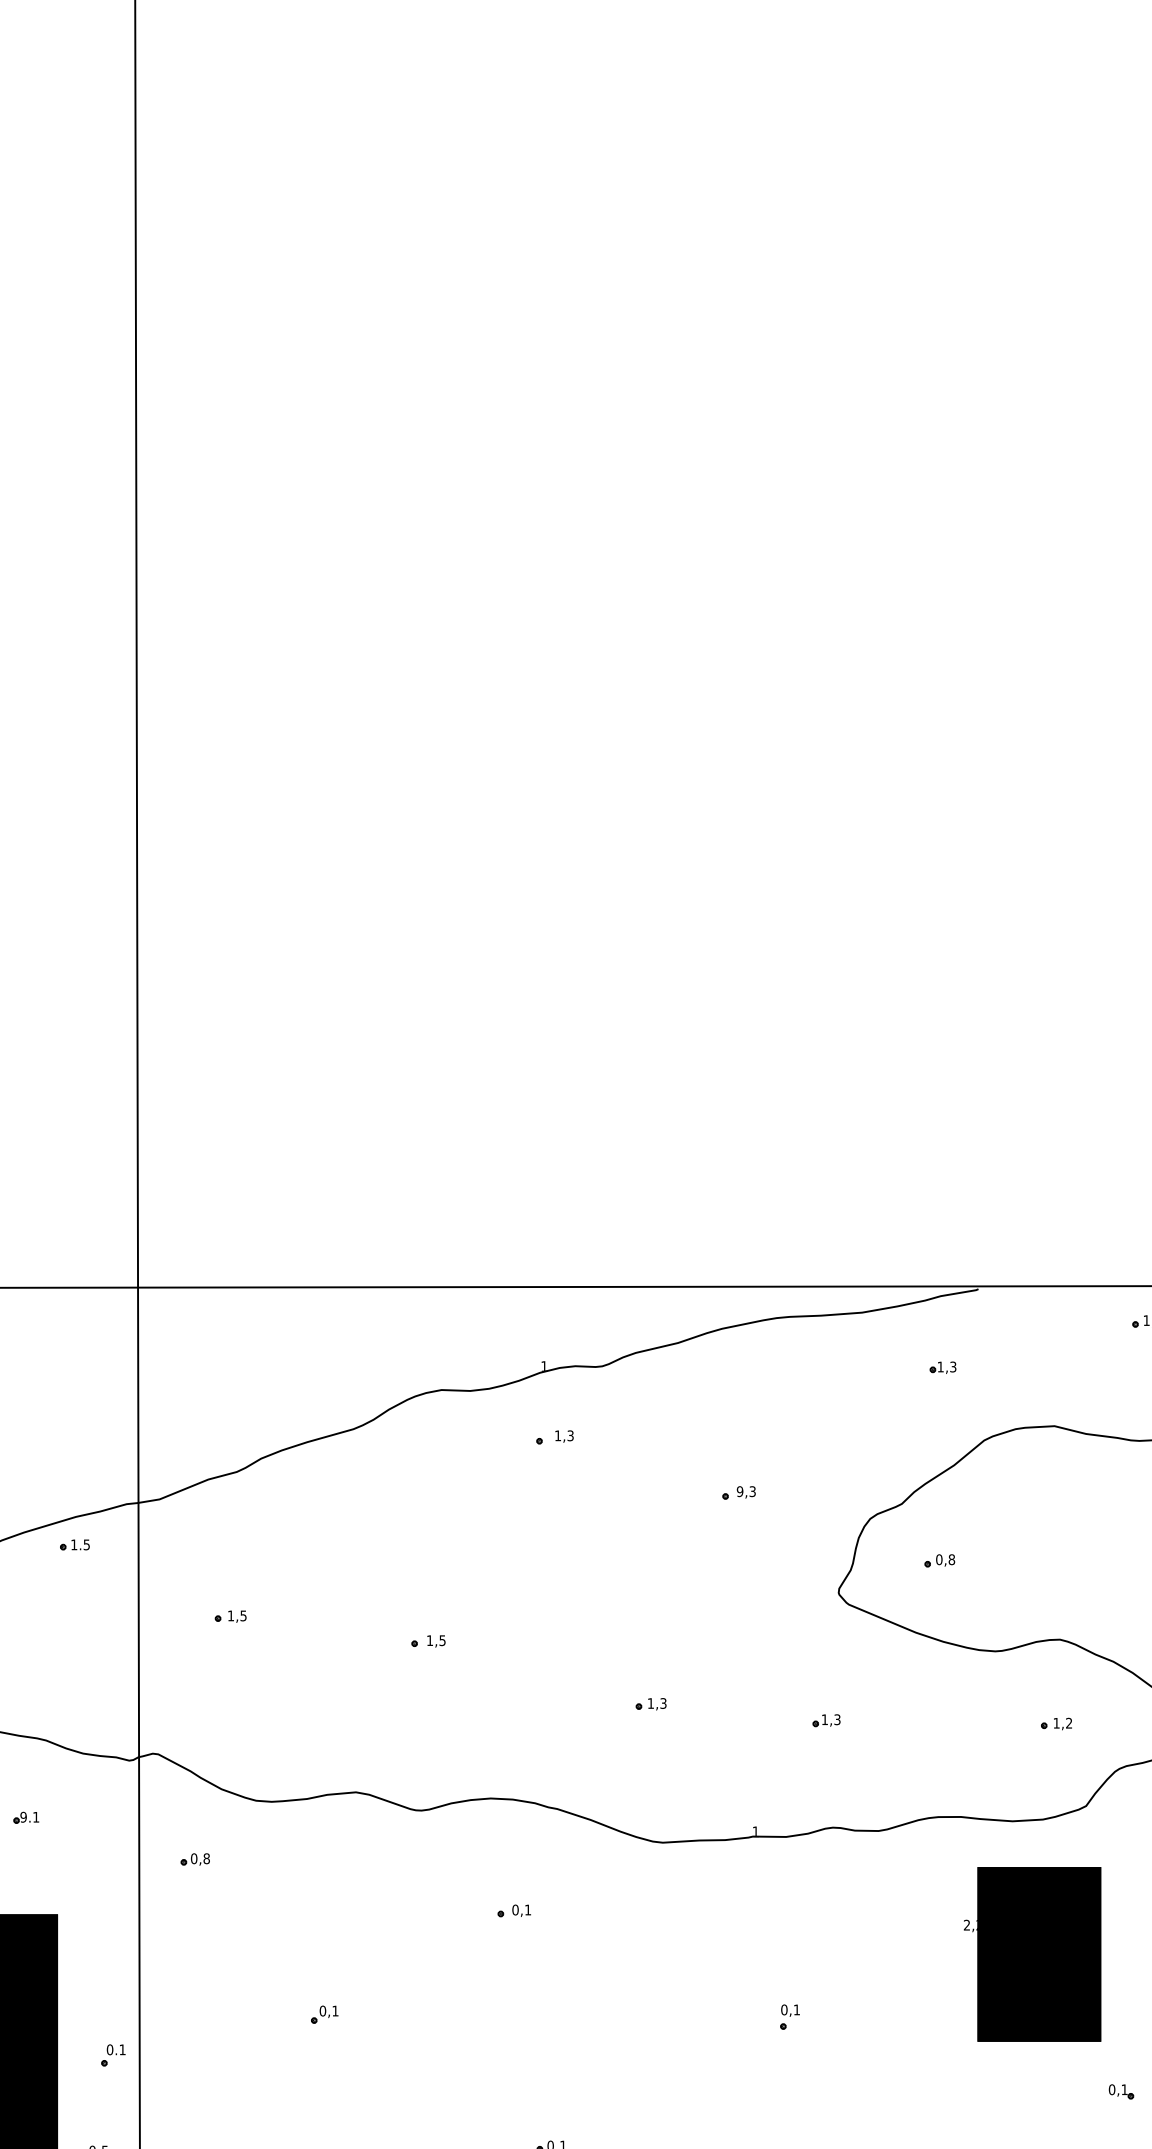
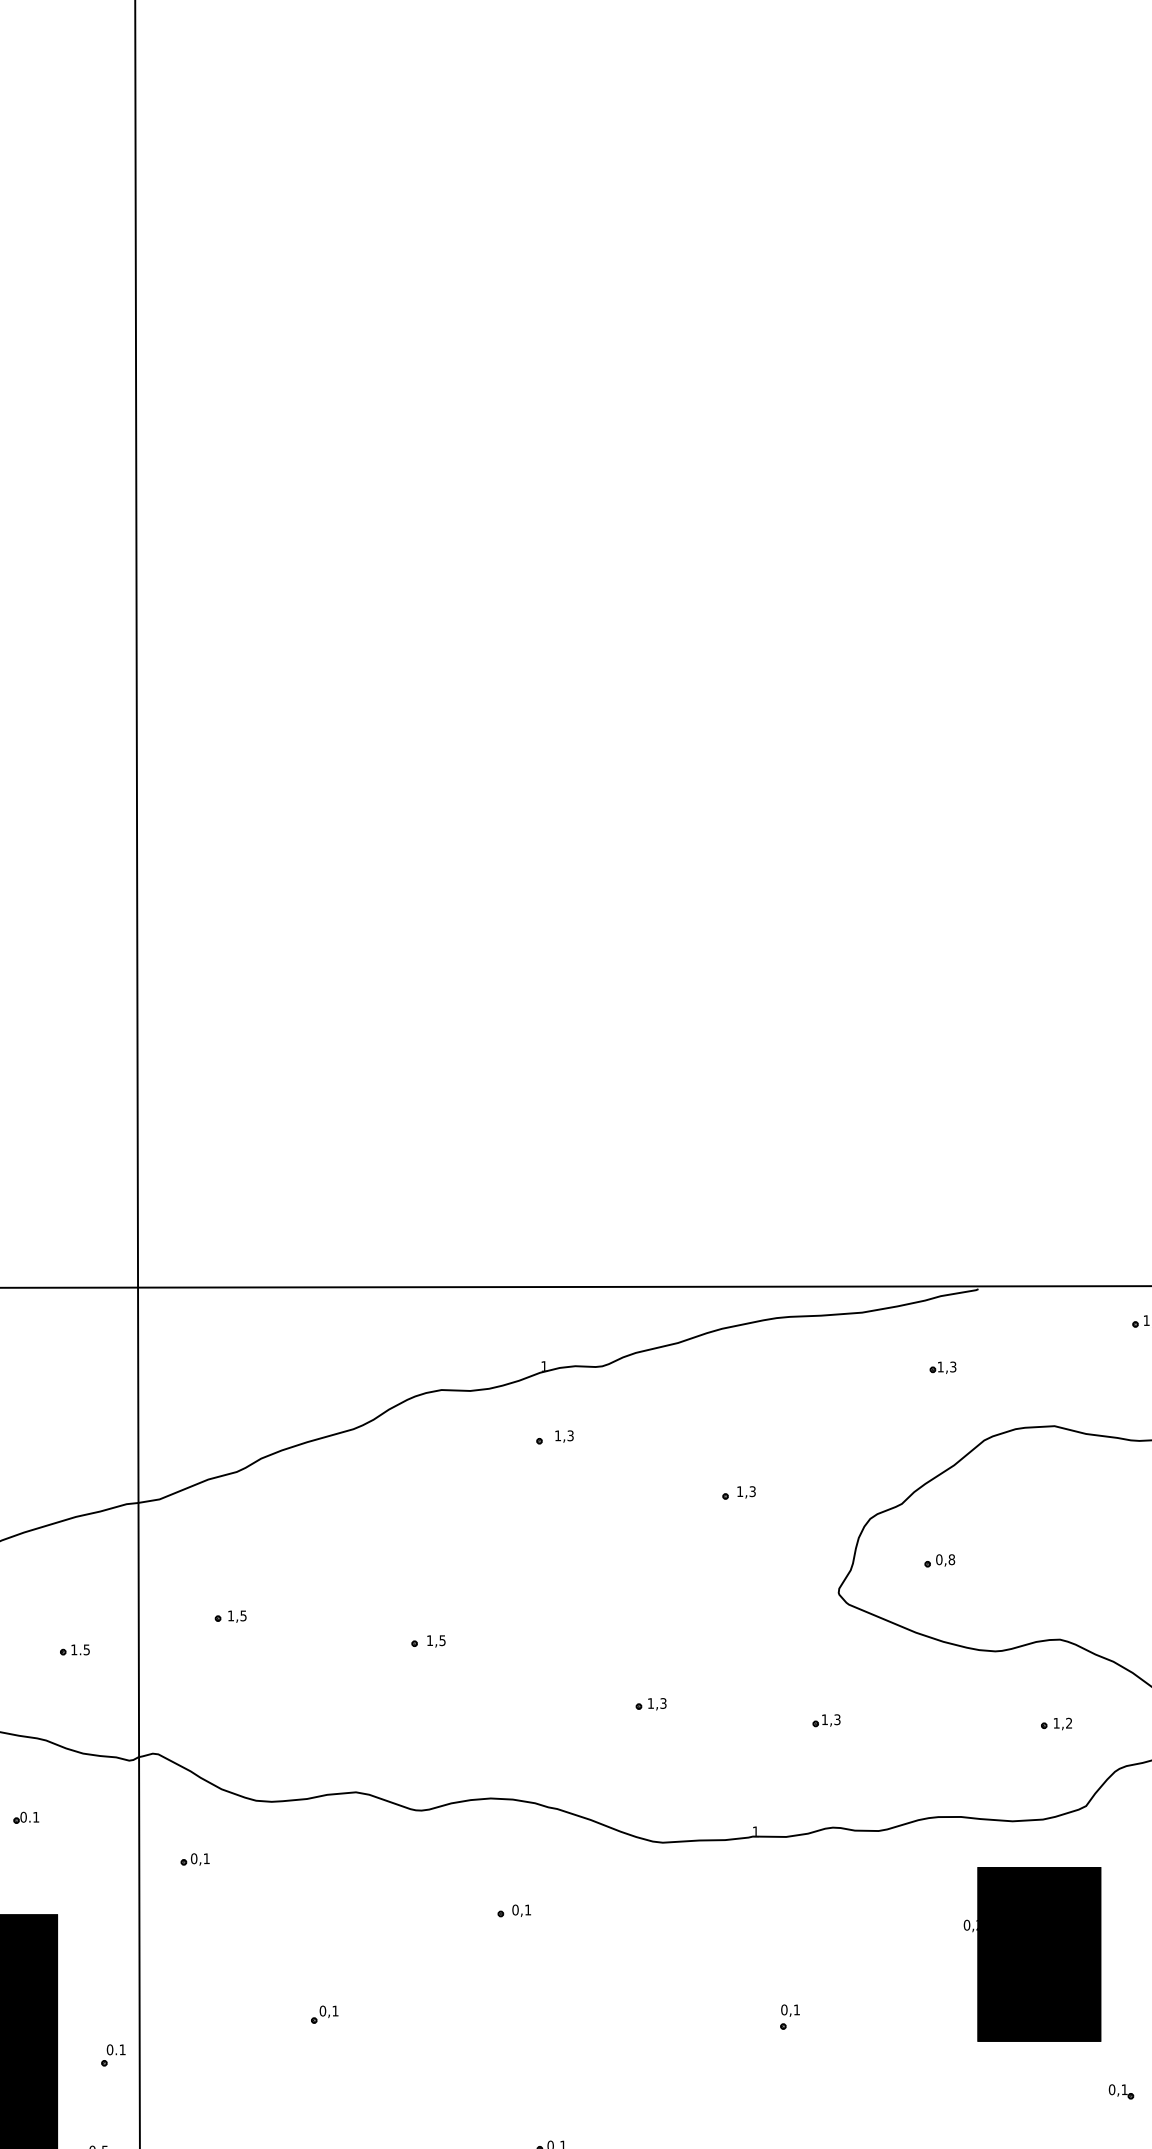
text: 9,3 -> 1,3 (739, 1491)
part position: (74, 1544) -> (74, 1649) (74, 1649)
text: 9.1 -> 0.1 (23, 1817)
text: 0,8 -> 0,1 (206, 1858)
text: 2,2 -> 0,2 (966, 1924)
